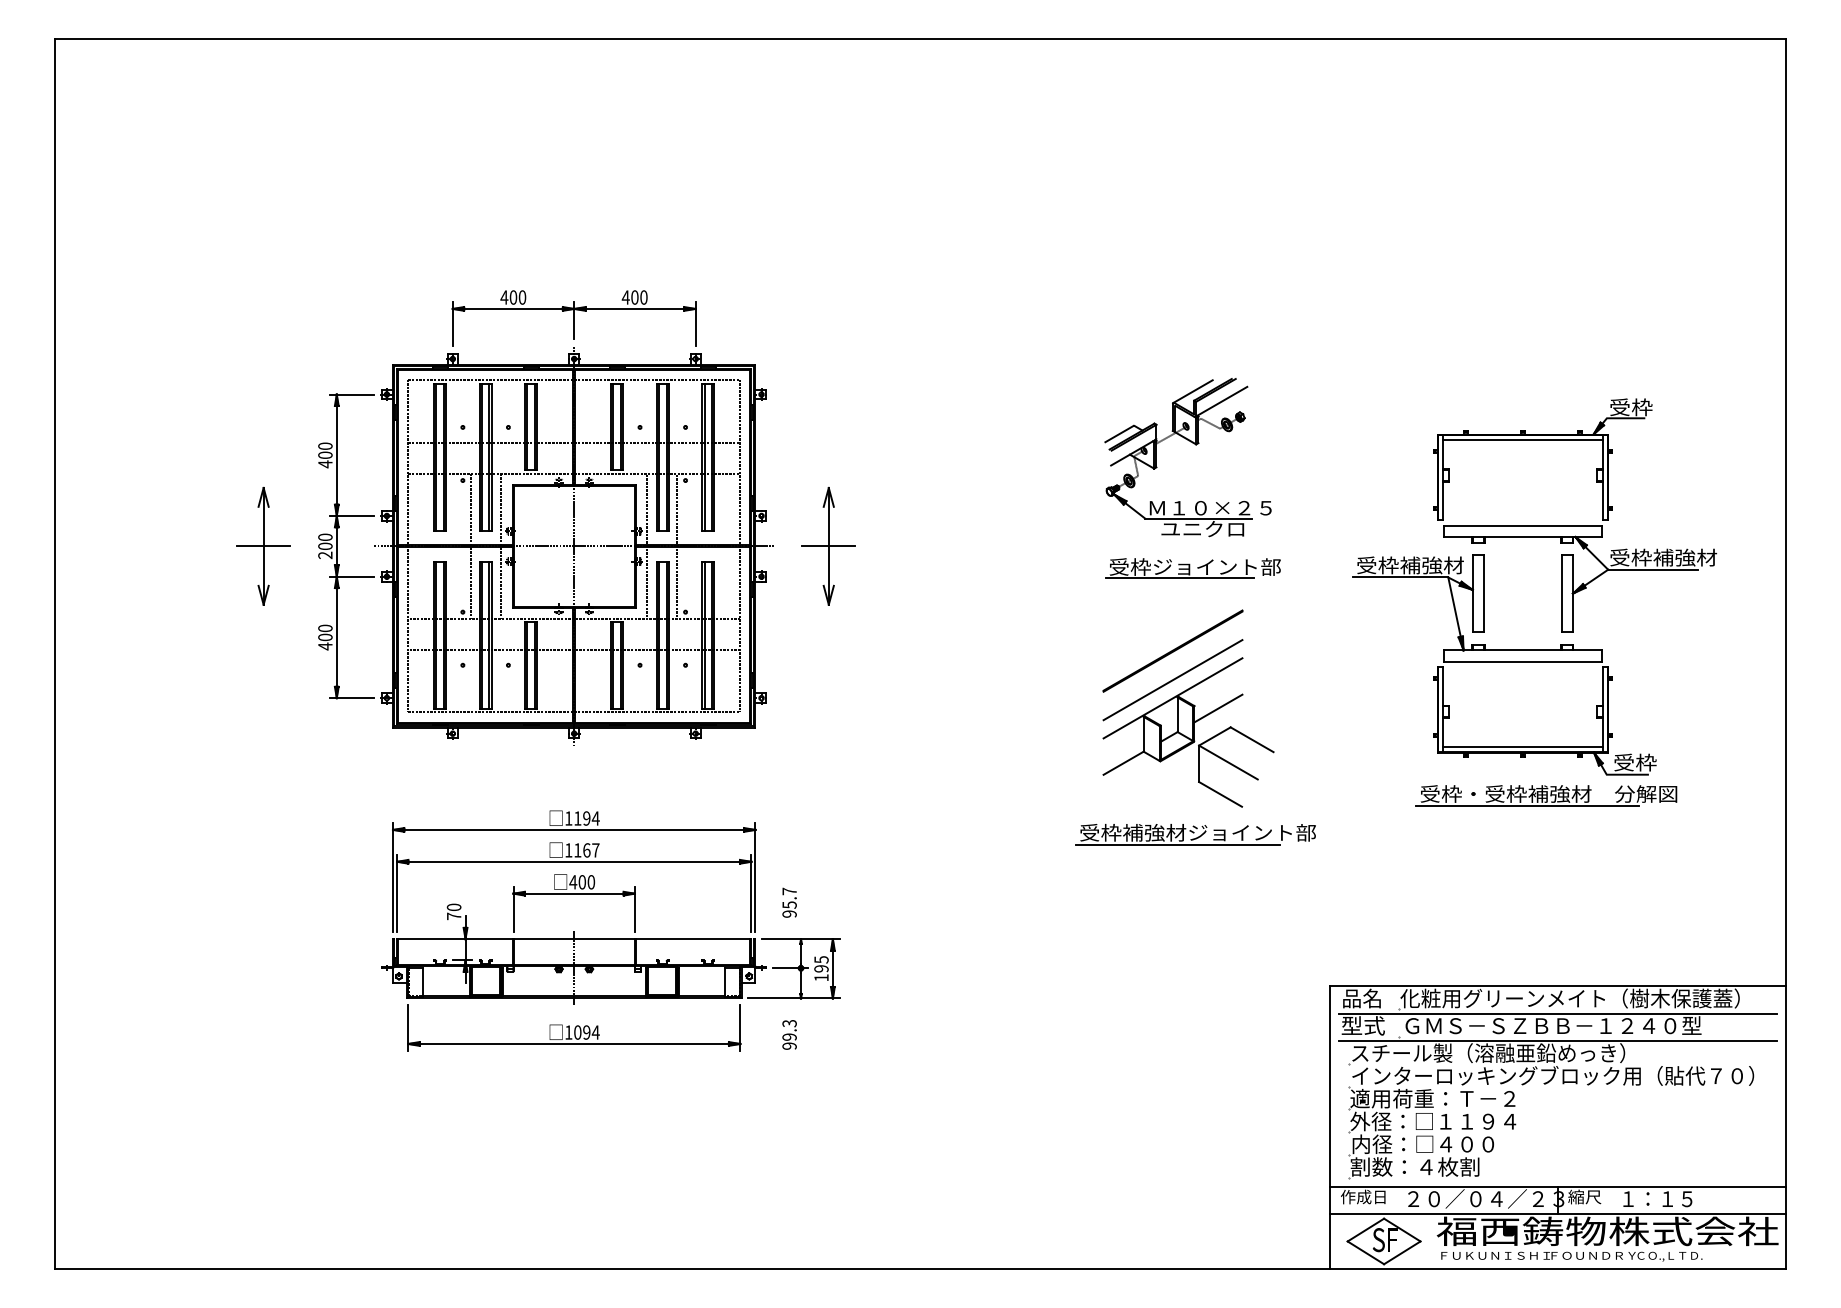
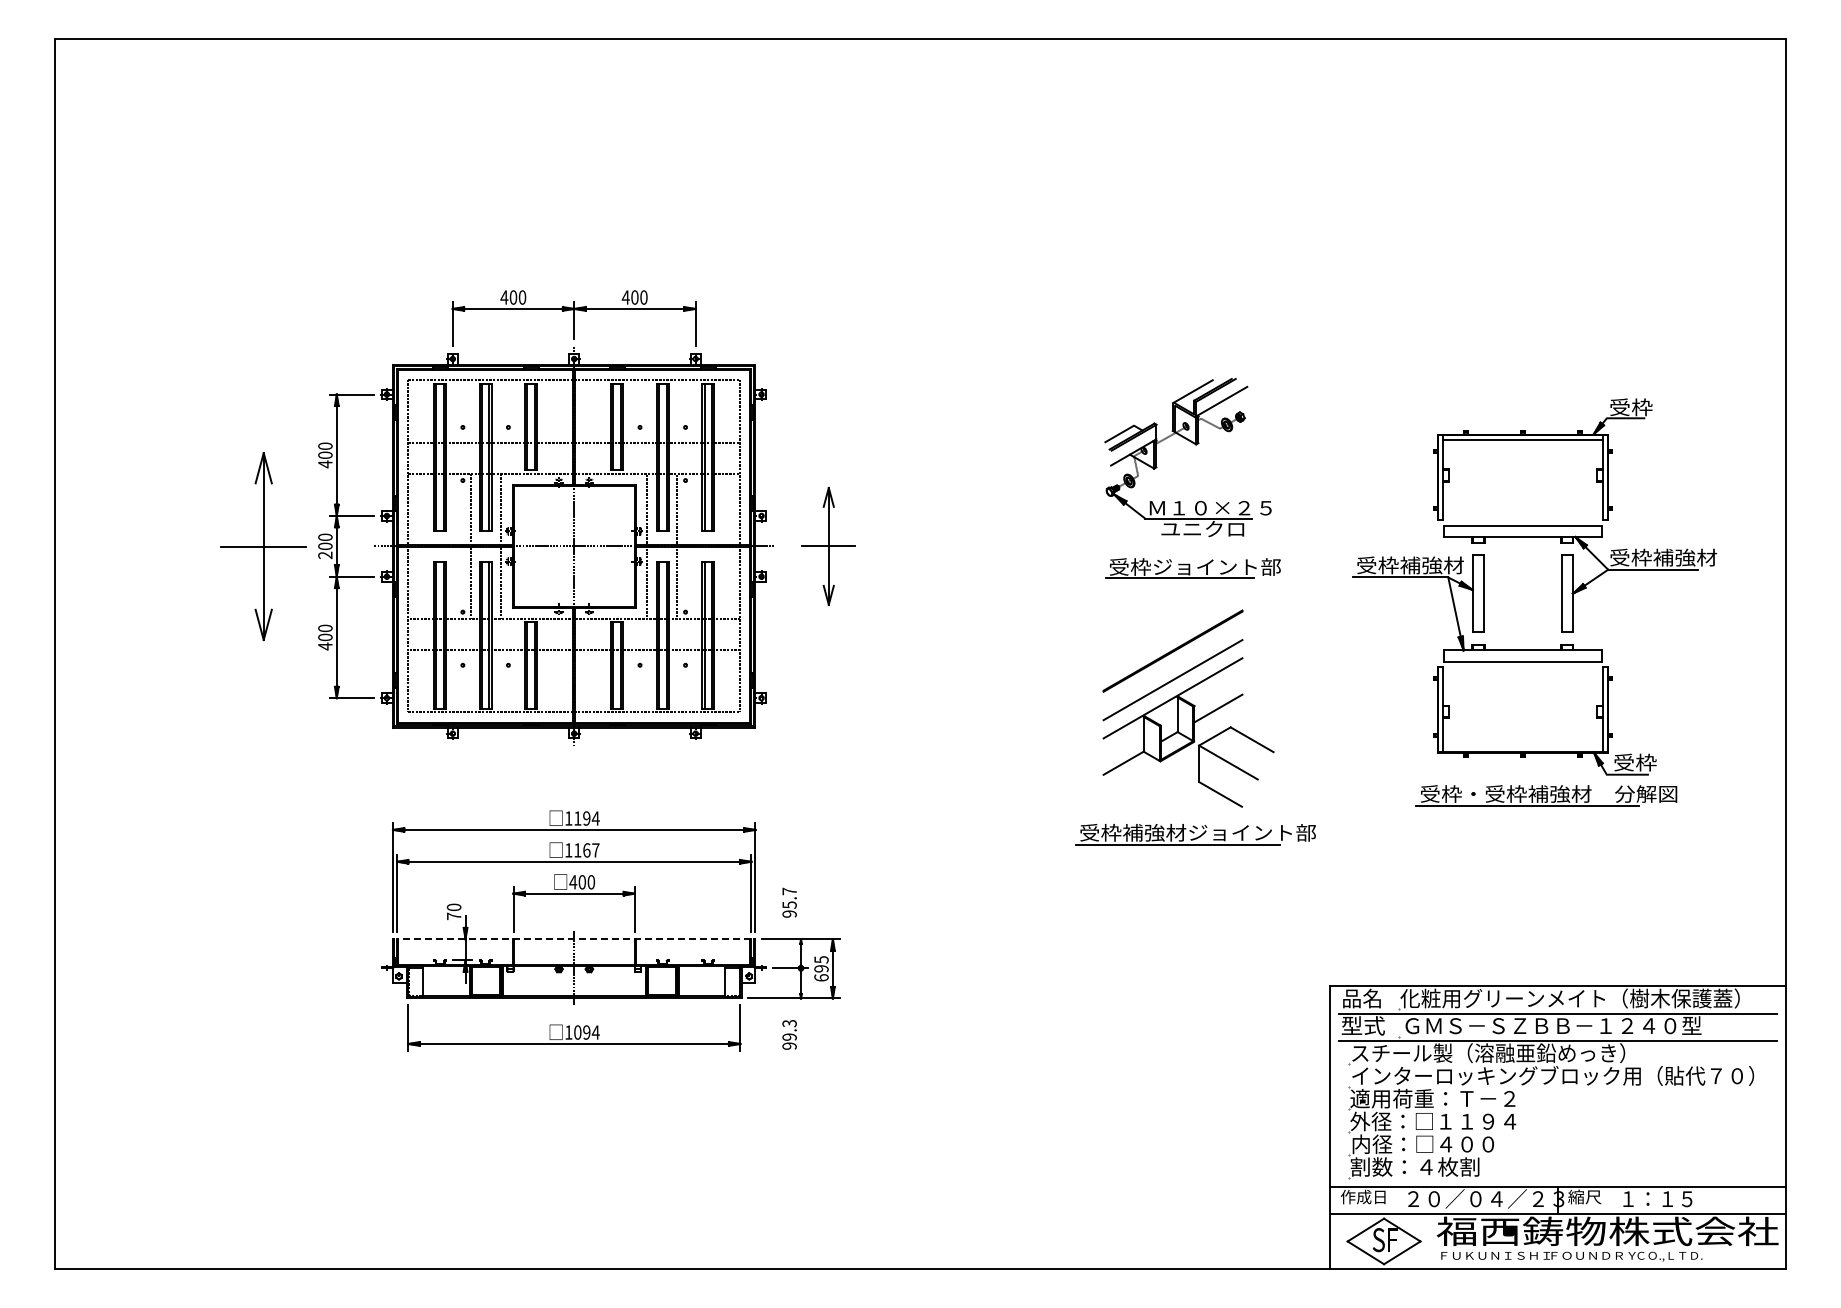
part size: 55x120 px -> 87x190 px (263, 546)
line: present -> none (1522, 746)
line: solid -> dashed (573, 939)
text: 195 -> 695 (821, 977)
